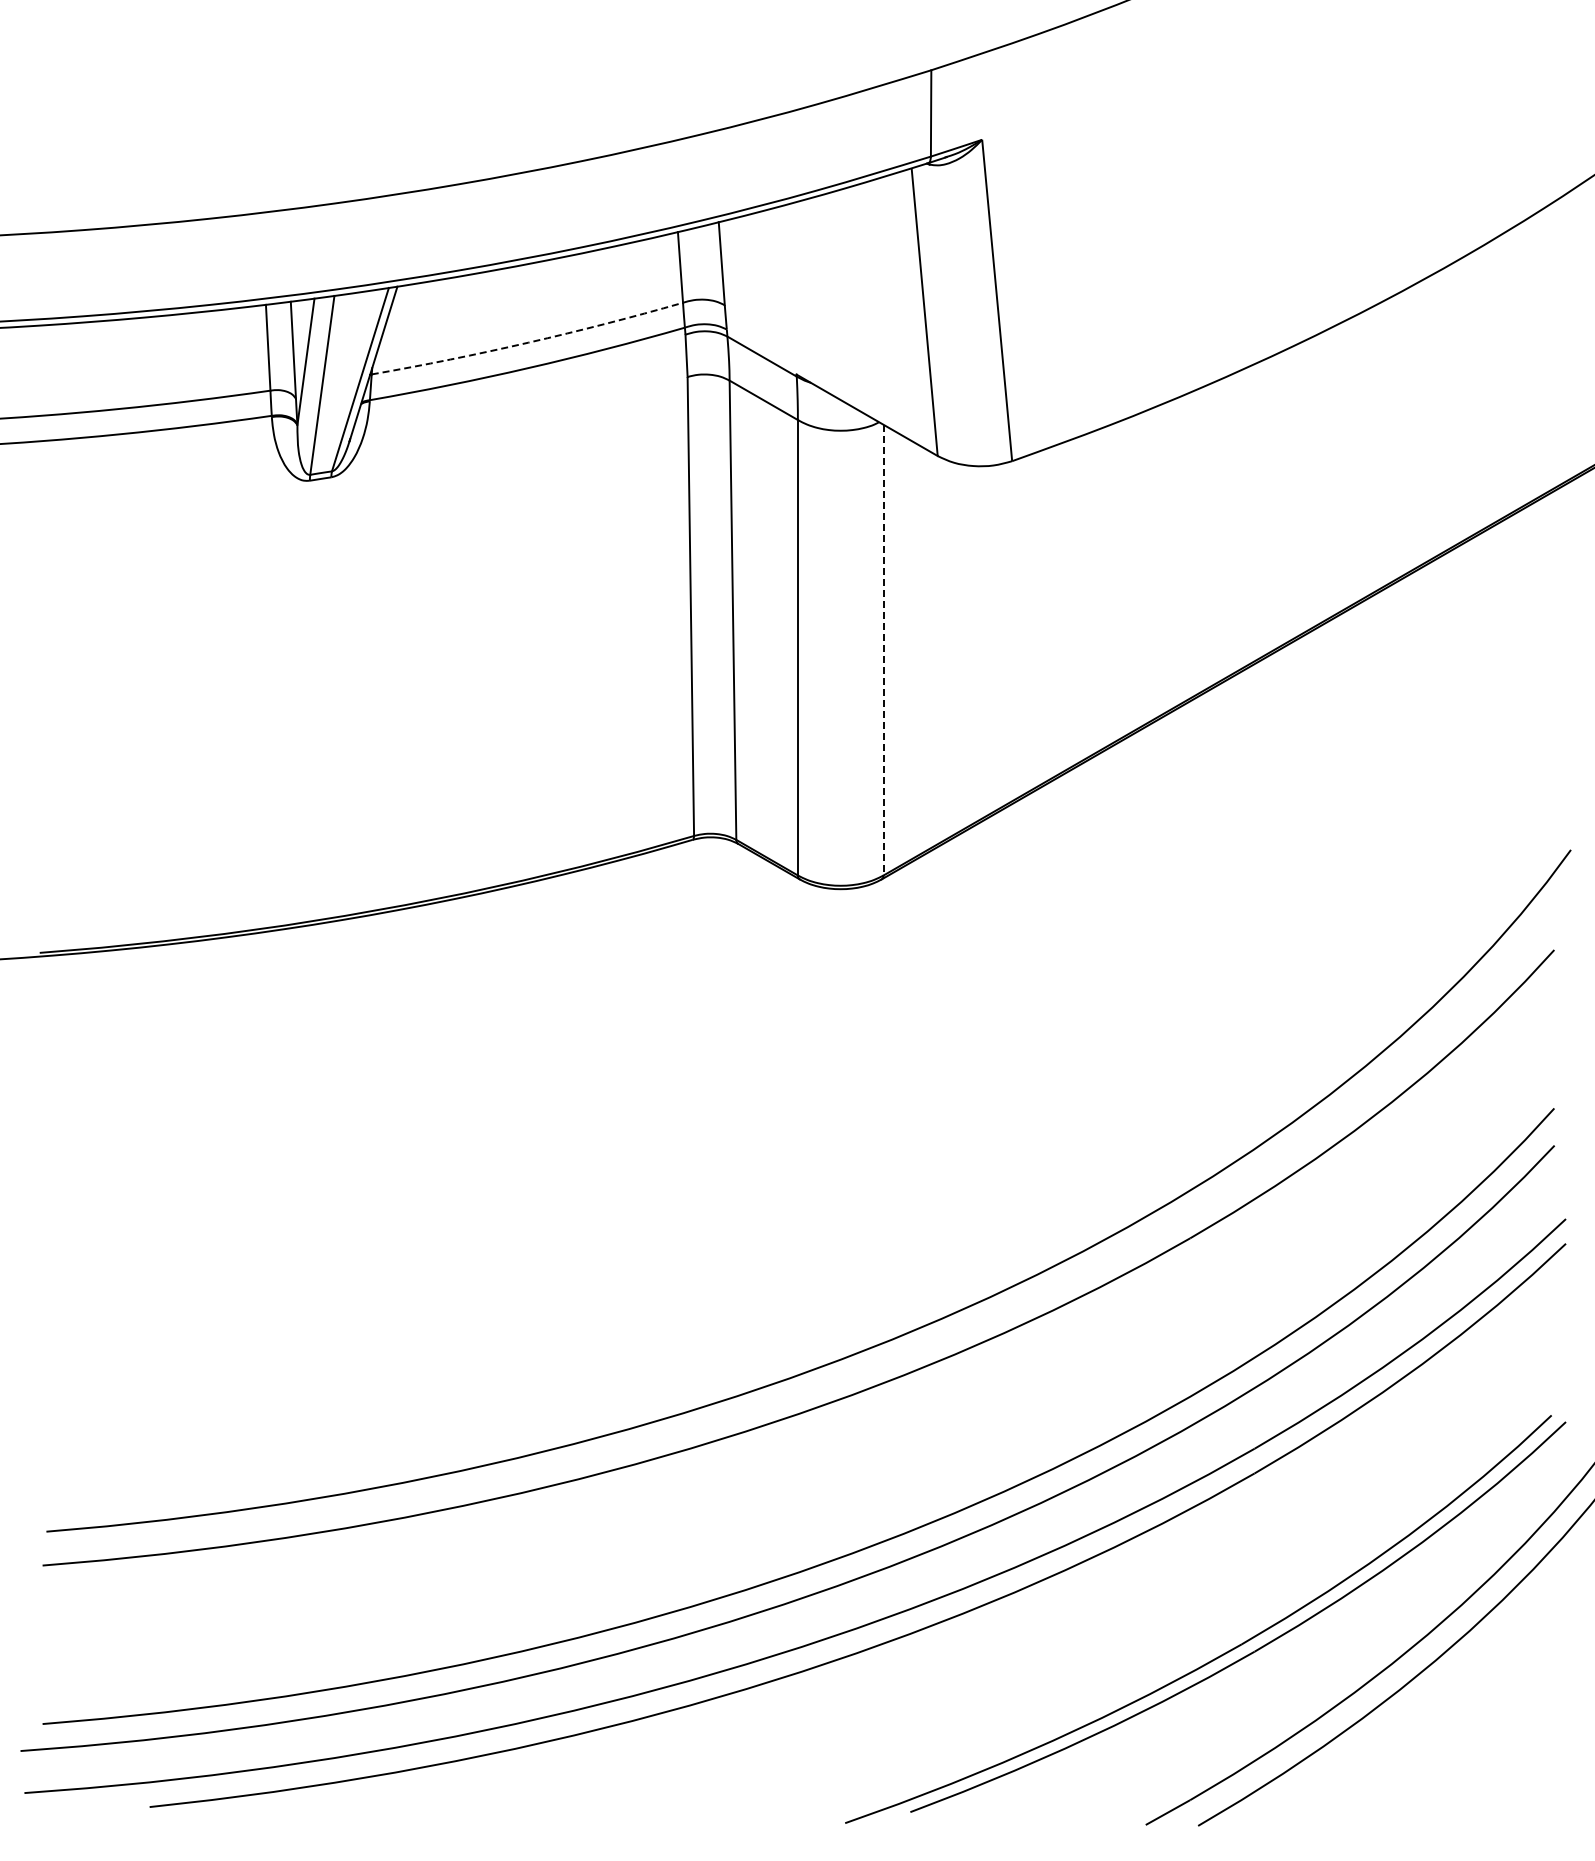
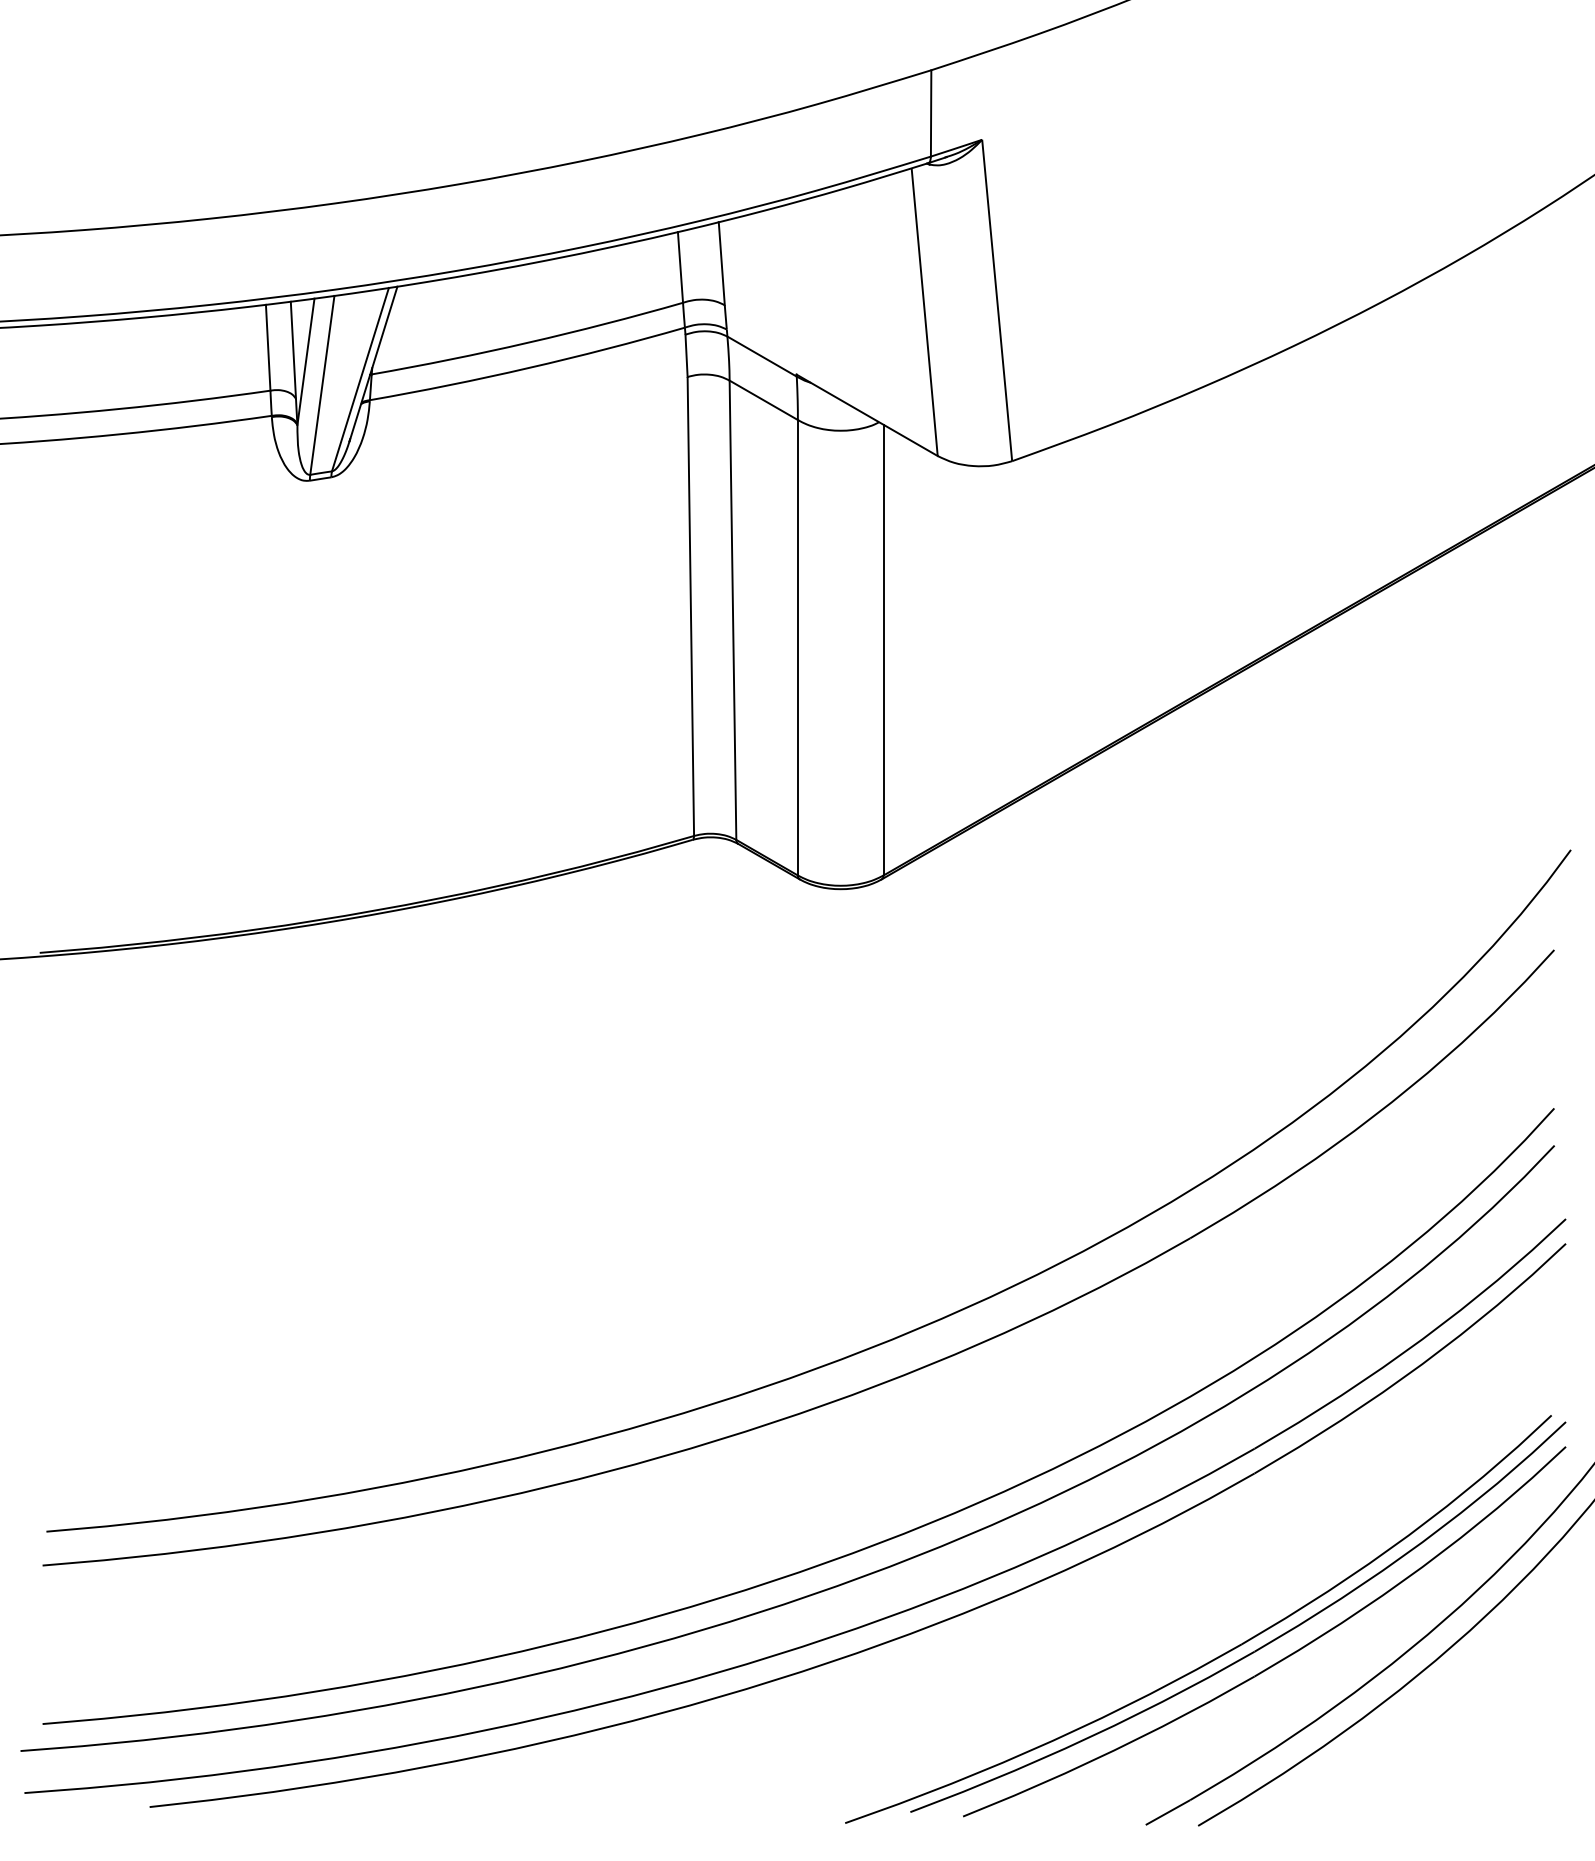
arc: dashed -> solid (528, 342)
line: dashed -> solid (883, 650)
part: none -> present (1282, 1658)
